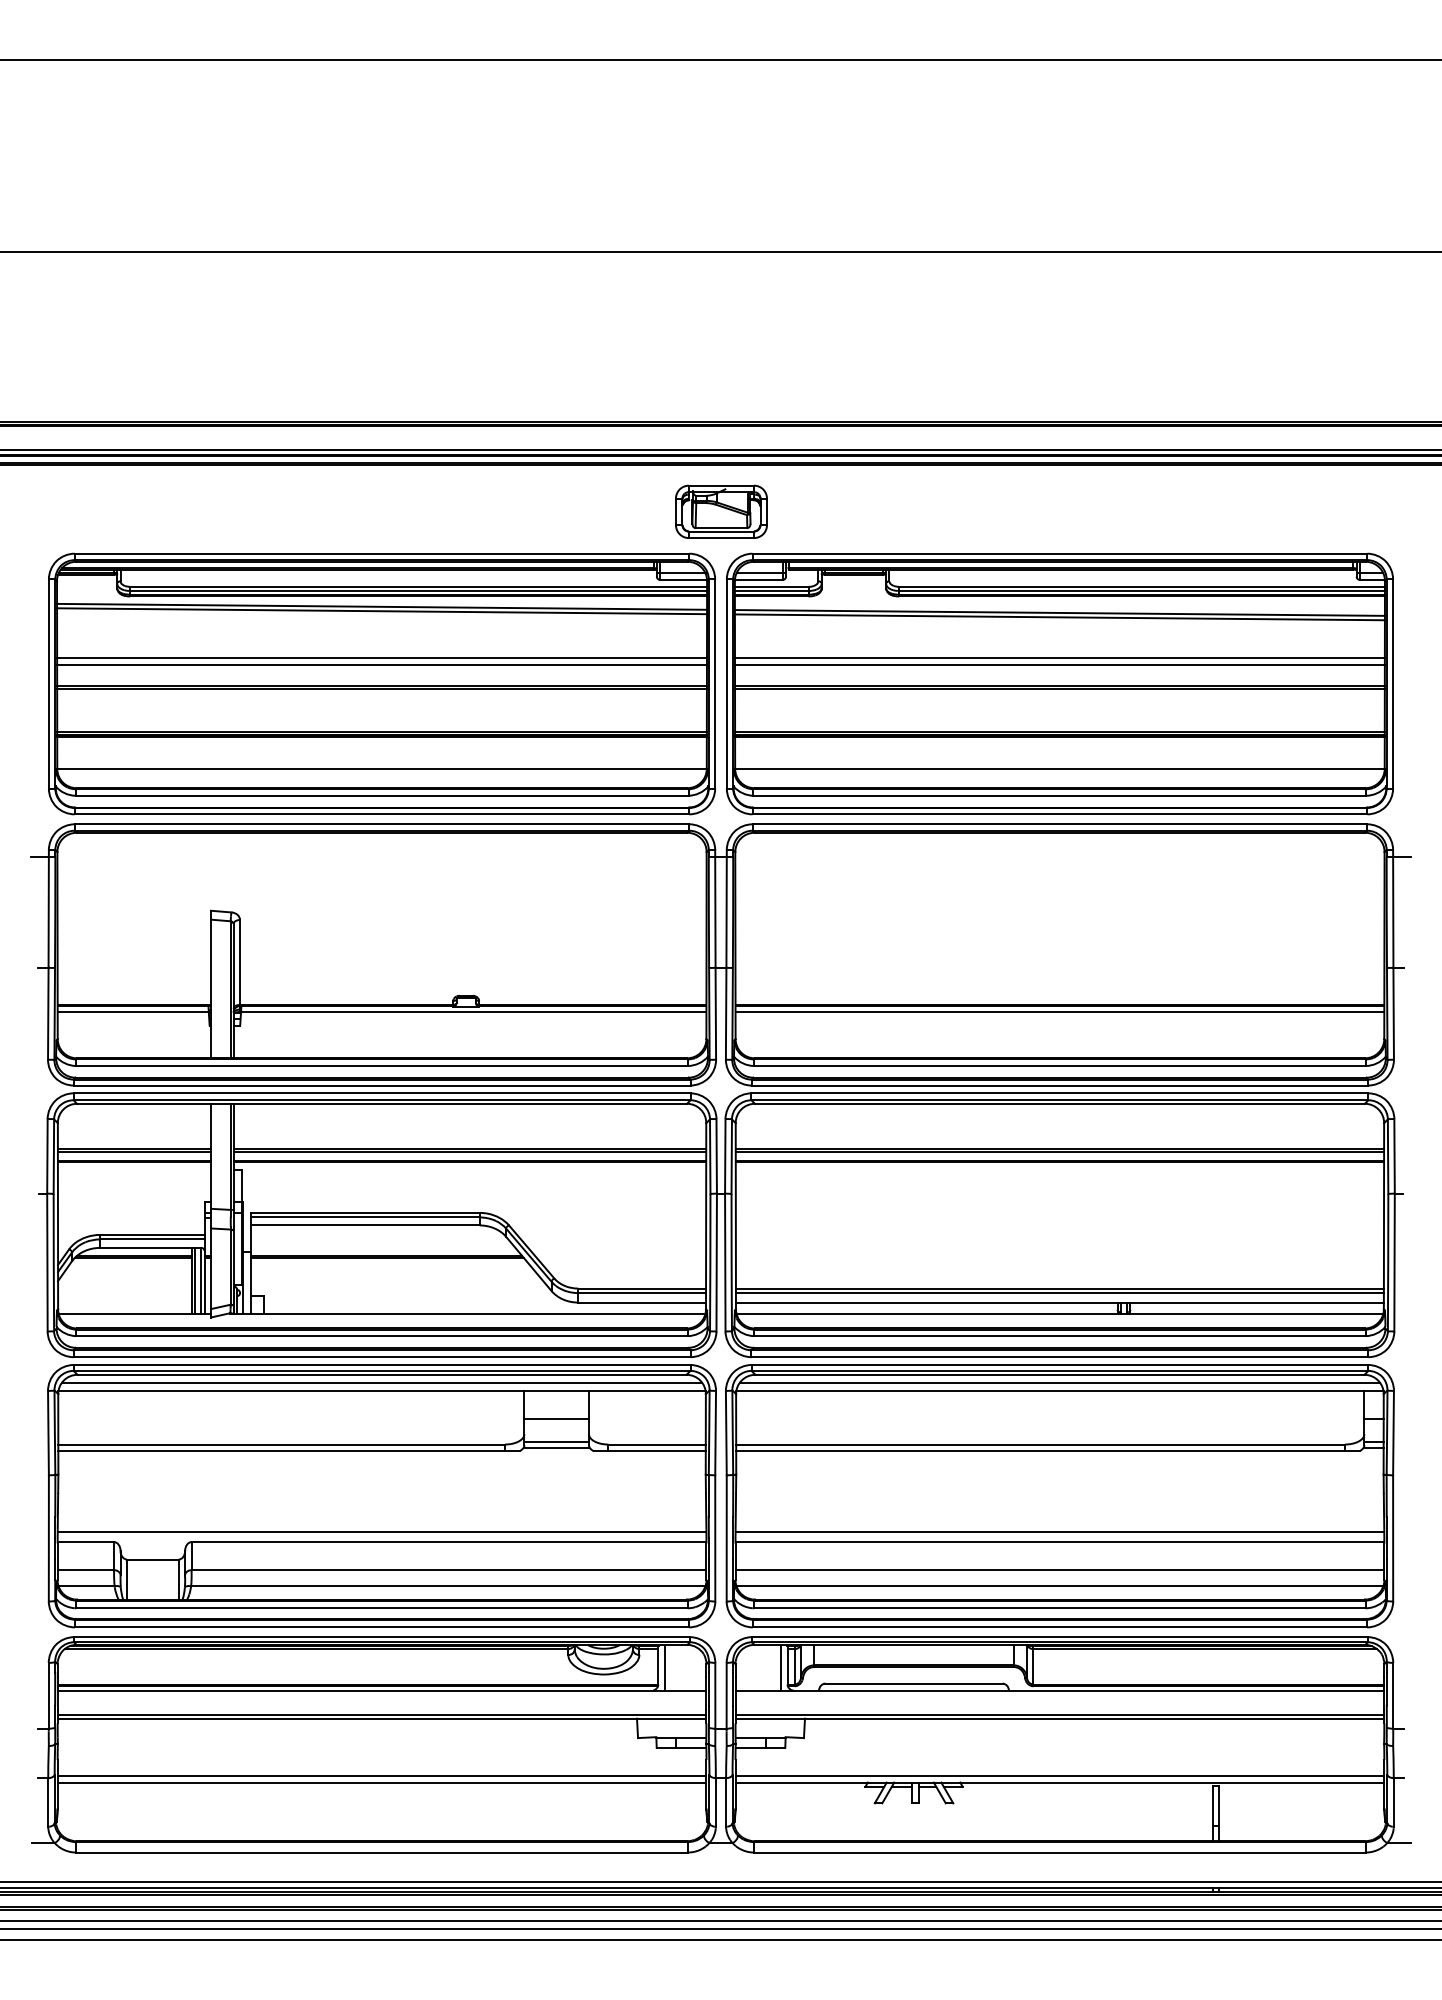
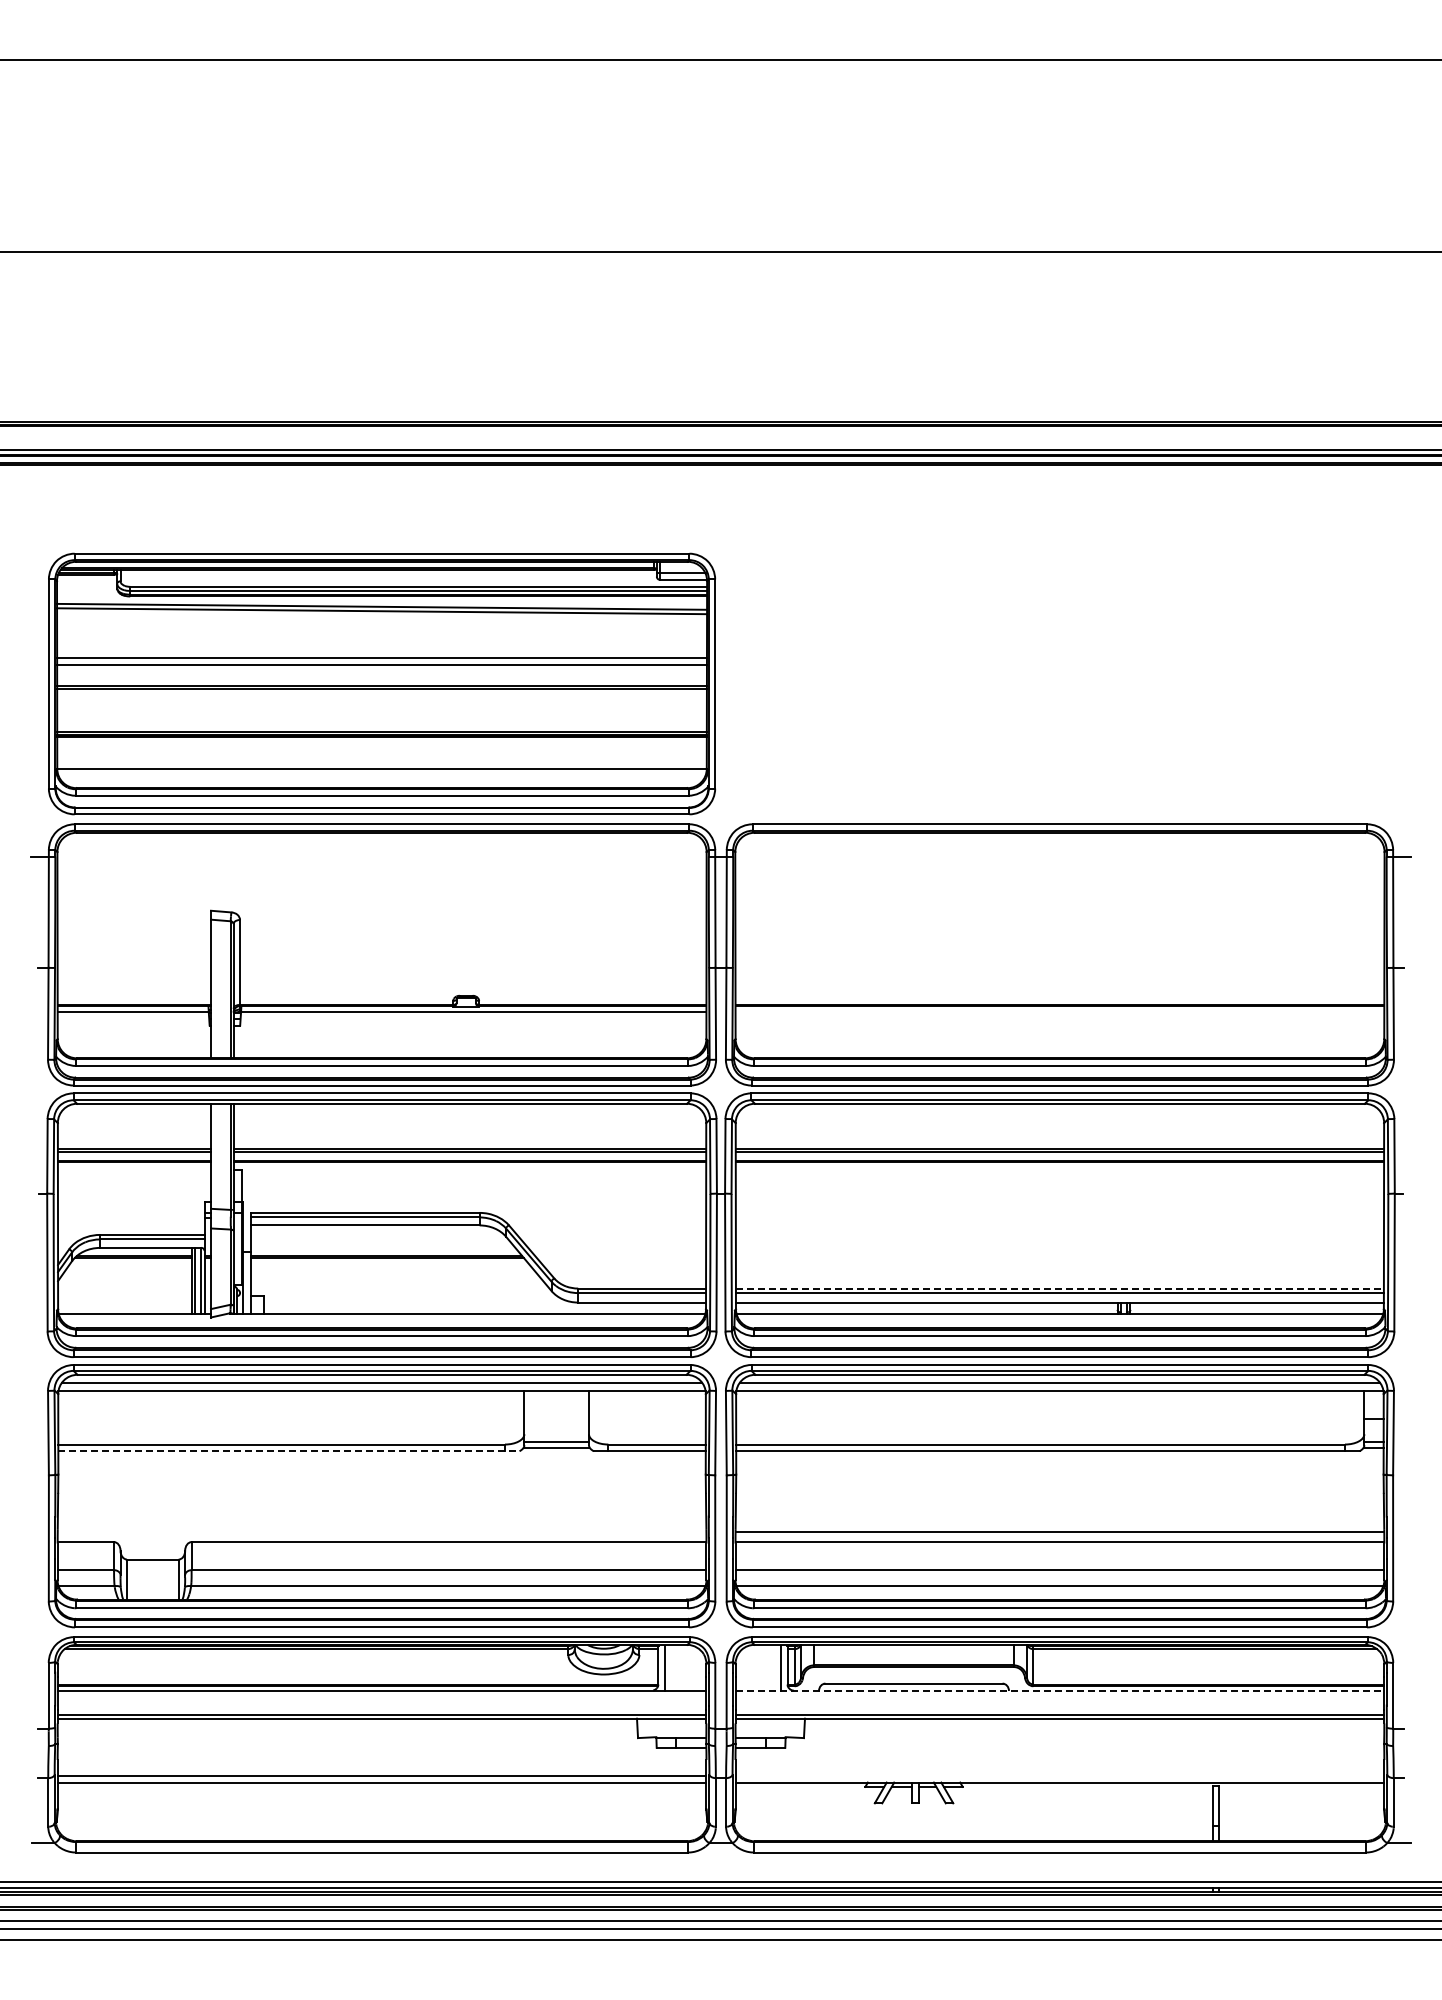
part: present -> none (721, 511)
part: present -> none (1059, 683)
line: present -> none (1059, 1011)
line: solid -> dashed (1059, 1288)
line: present -> none (556, 1419)
line: solid -> dashed (288, 1451)
line: present -> none (381, 1531)
line: solid -> dashed (1060, 1690)
line: present -> none (1059, 1776)
